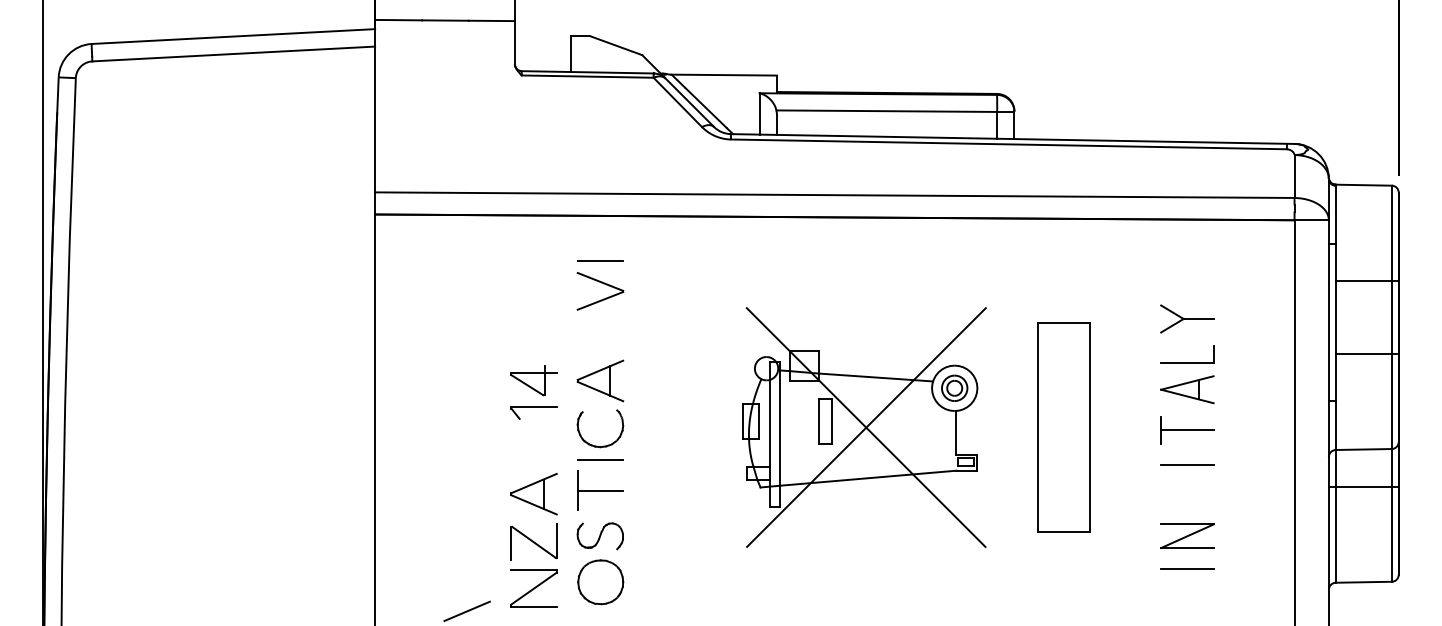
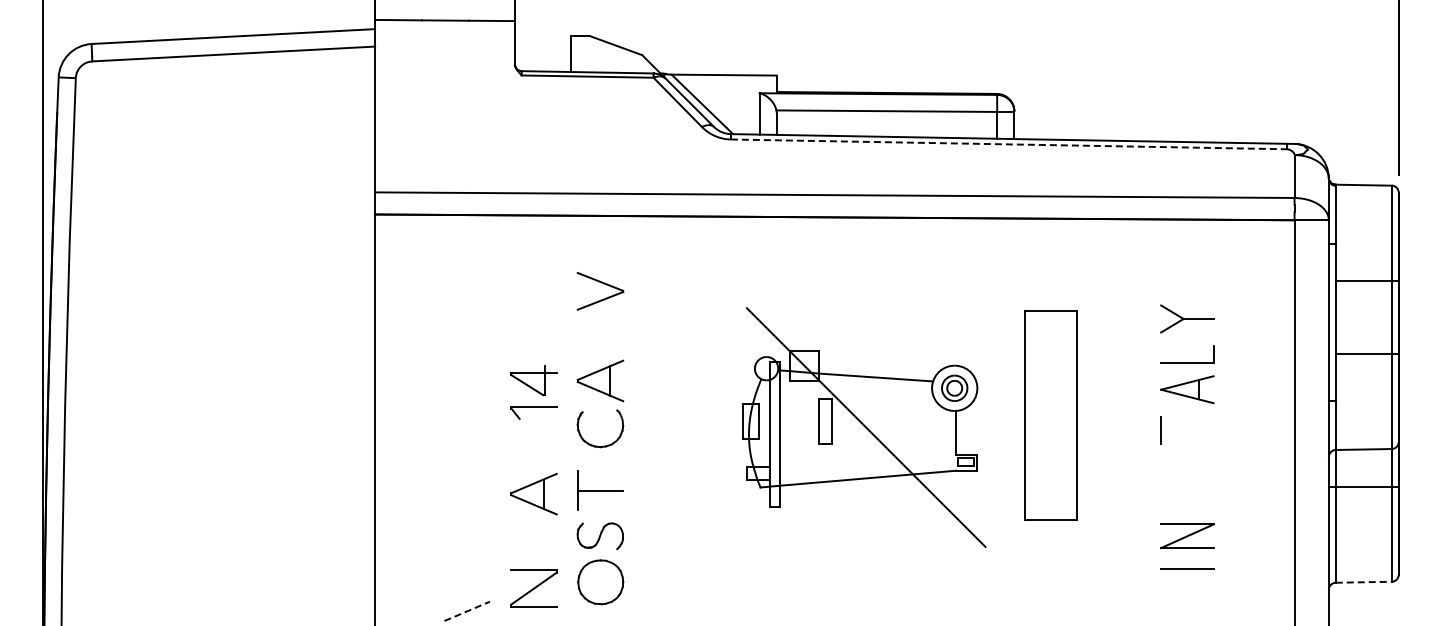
line: solid -> dashed (1009, 144)
line: present -> none (600, 260)
line: present -> none (866, 427)
part position: (1063, 427) -> (1050, 415) (1050, 415)
line: present -> none (1187, 430)
line: present -> none (600, 459)
line: present -> none (1187, 464)
part: present -> none (533, 541)
line: solid -> dashed (1364, 582)
line: solid -> dashed (467, 611)
